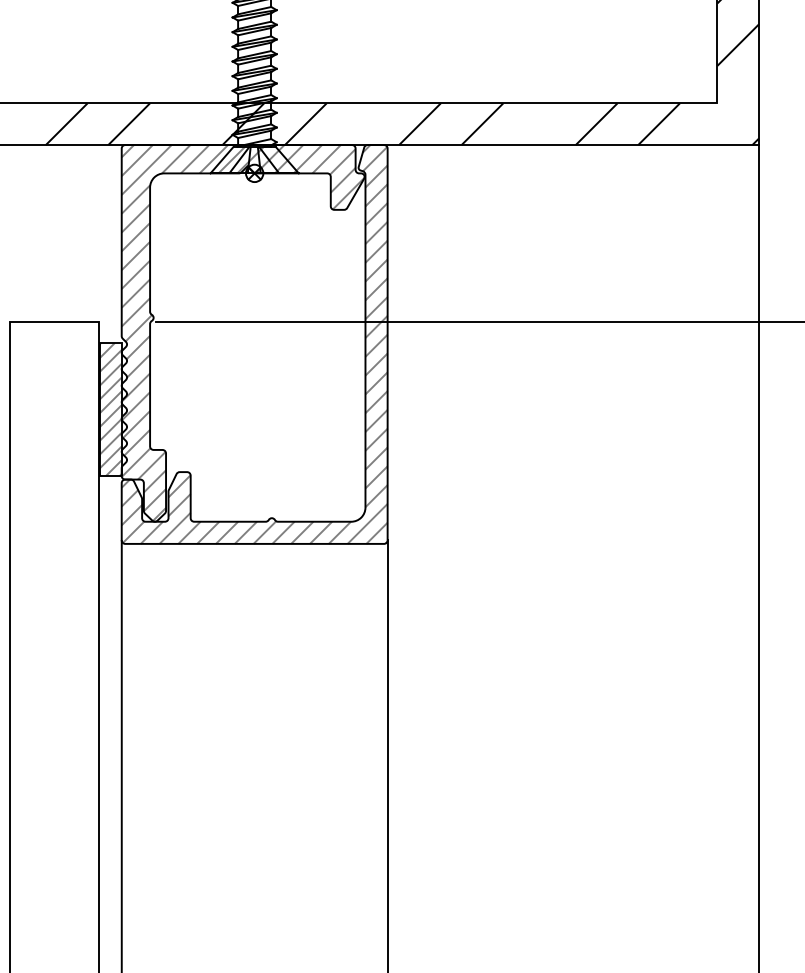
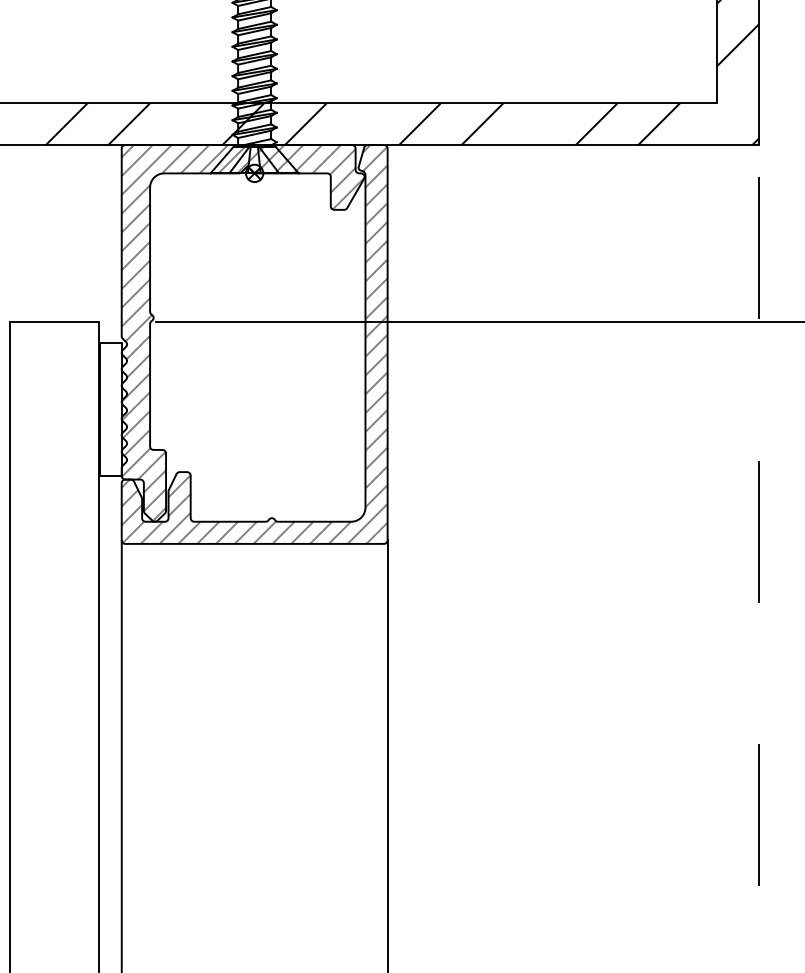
hatch: present -> none (110, 409)
line: solid -> dashed (759, 558)
